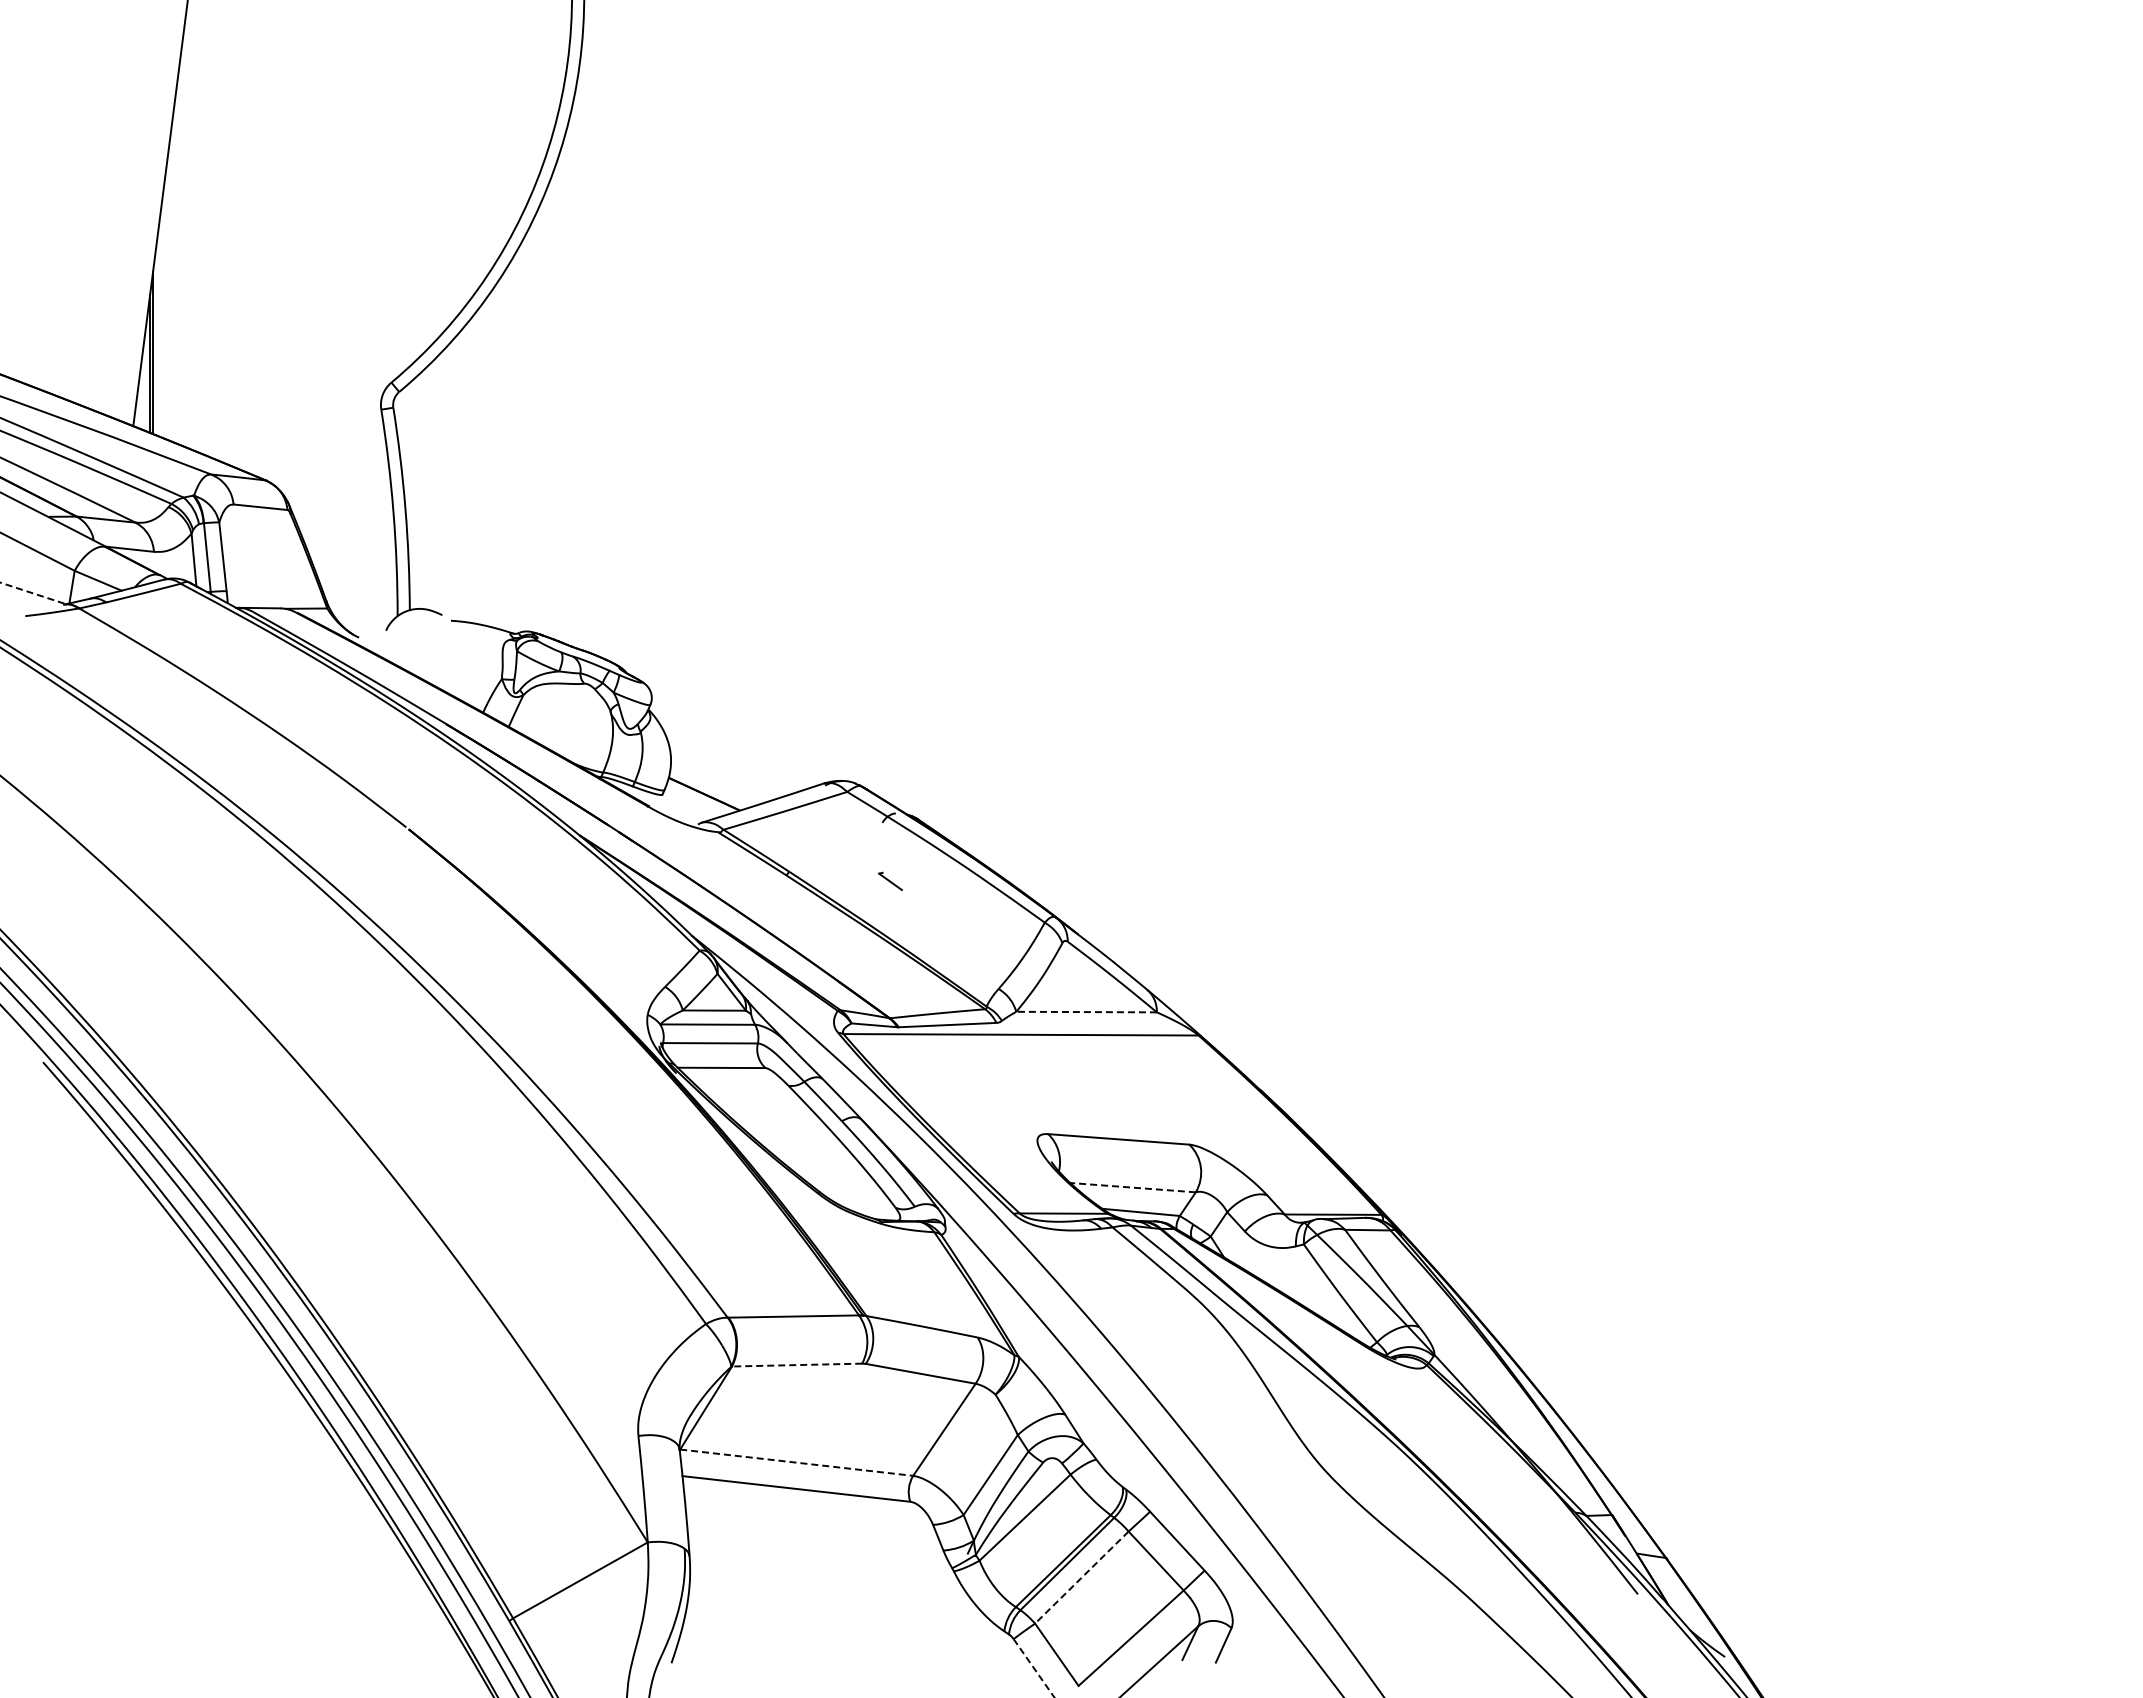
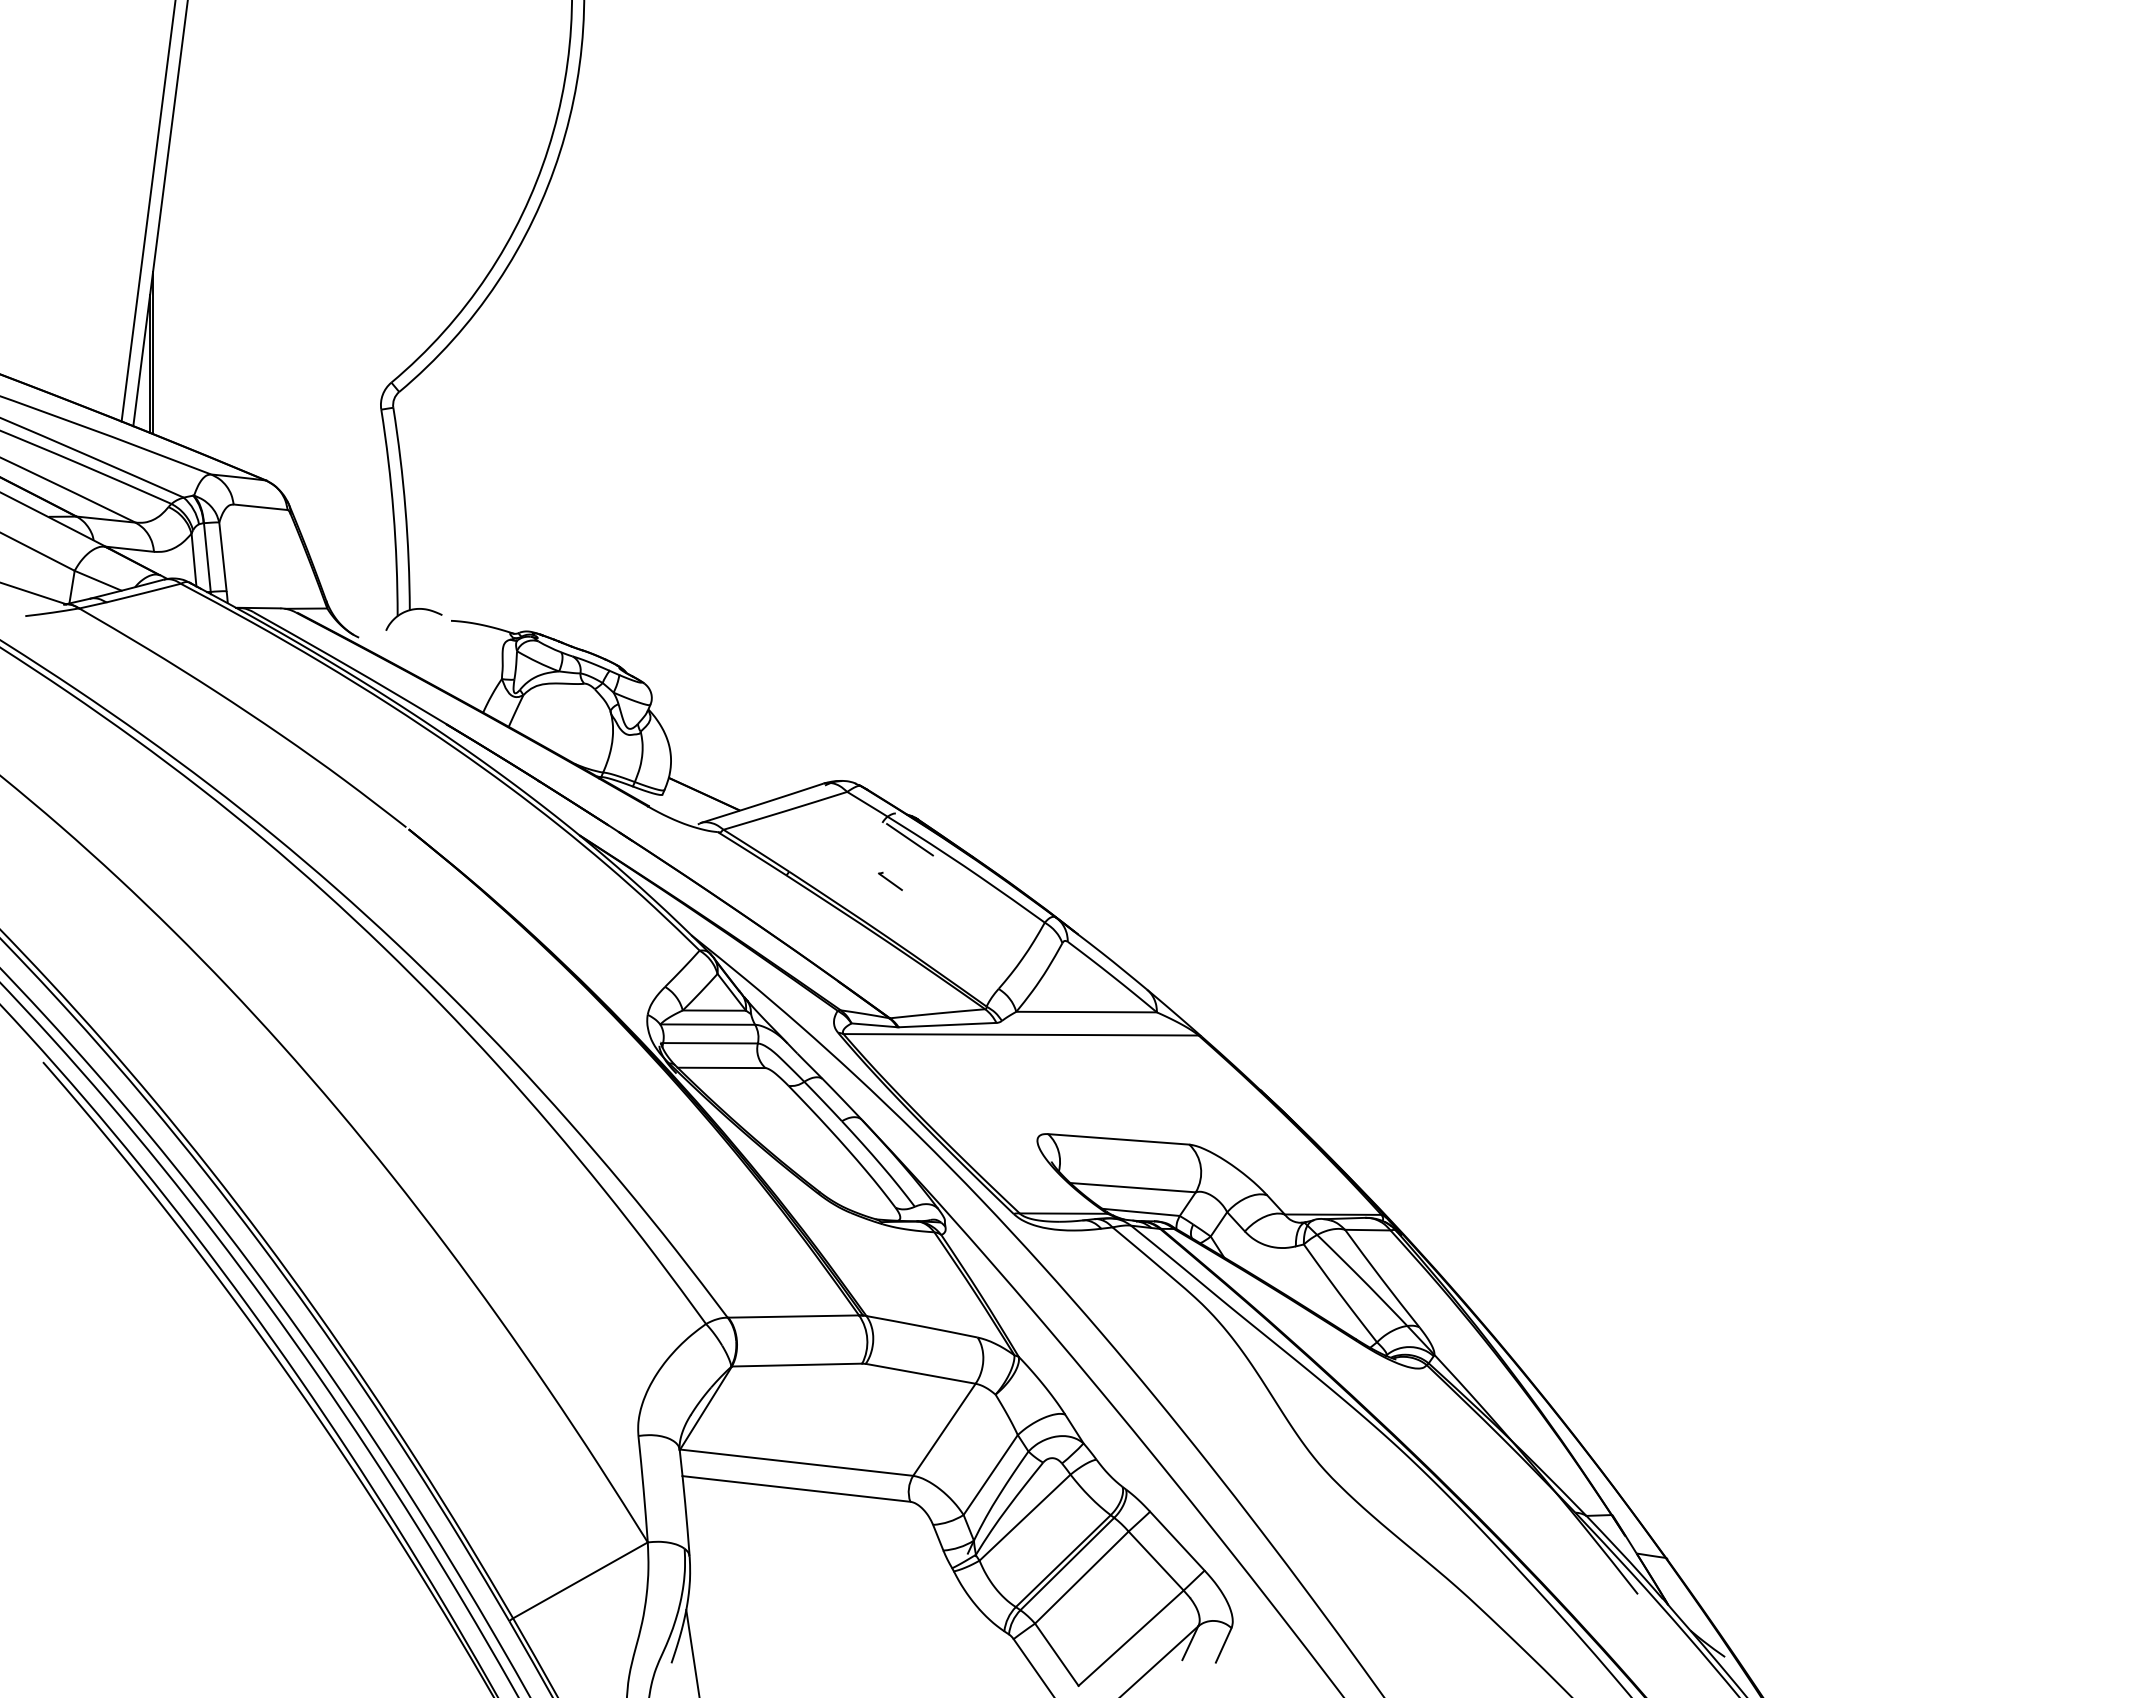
line: none -> present (148, 211)
line: dashed -> solid (34, 593)
line: none -> present (909, 839)
line: dashed -> solid (1086, 1012)
line: dashed -> solid (1133, 1187)
line: dashed -> solid (796, 1365)
line: dashed -> solid (797, 1462)
line: dashed -> solid (1081, 1577)
line: none -> present (692, 1651)
line: dashed -> solid (1034, 1668)
